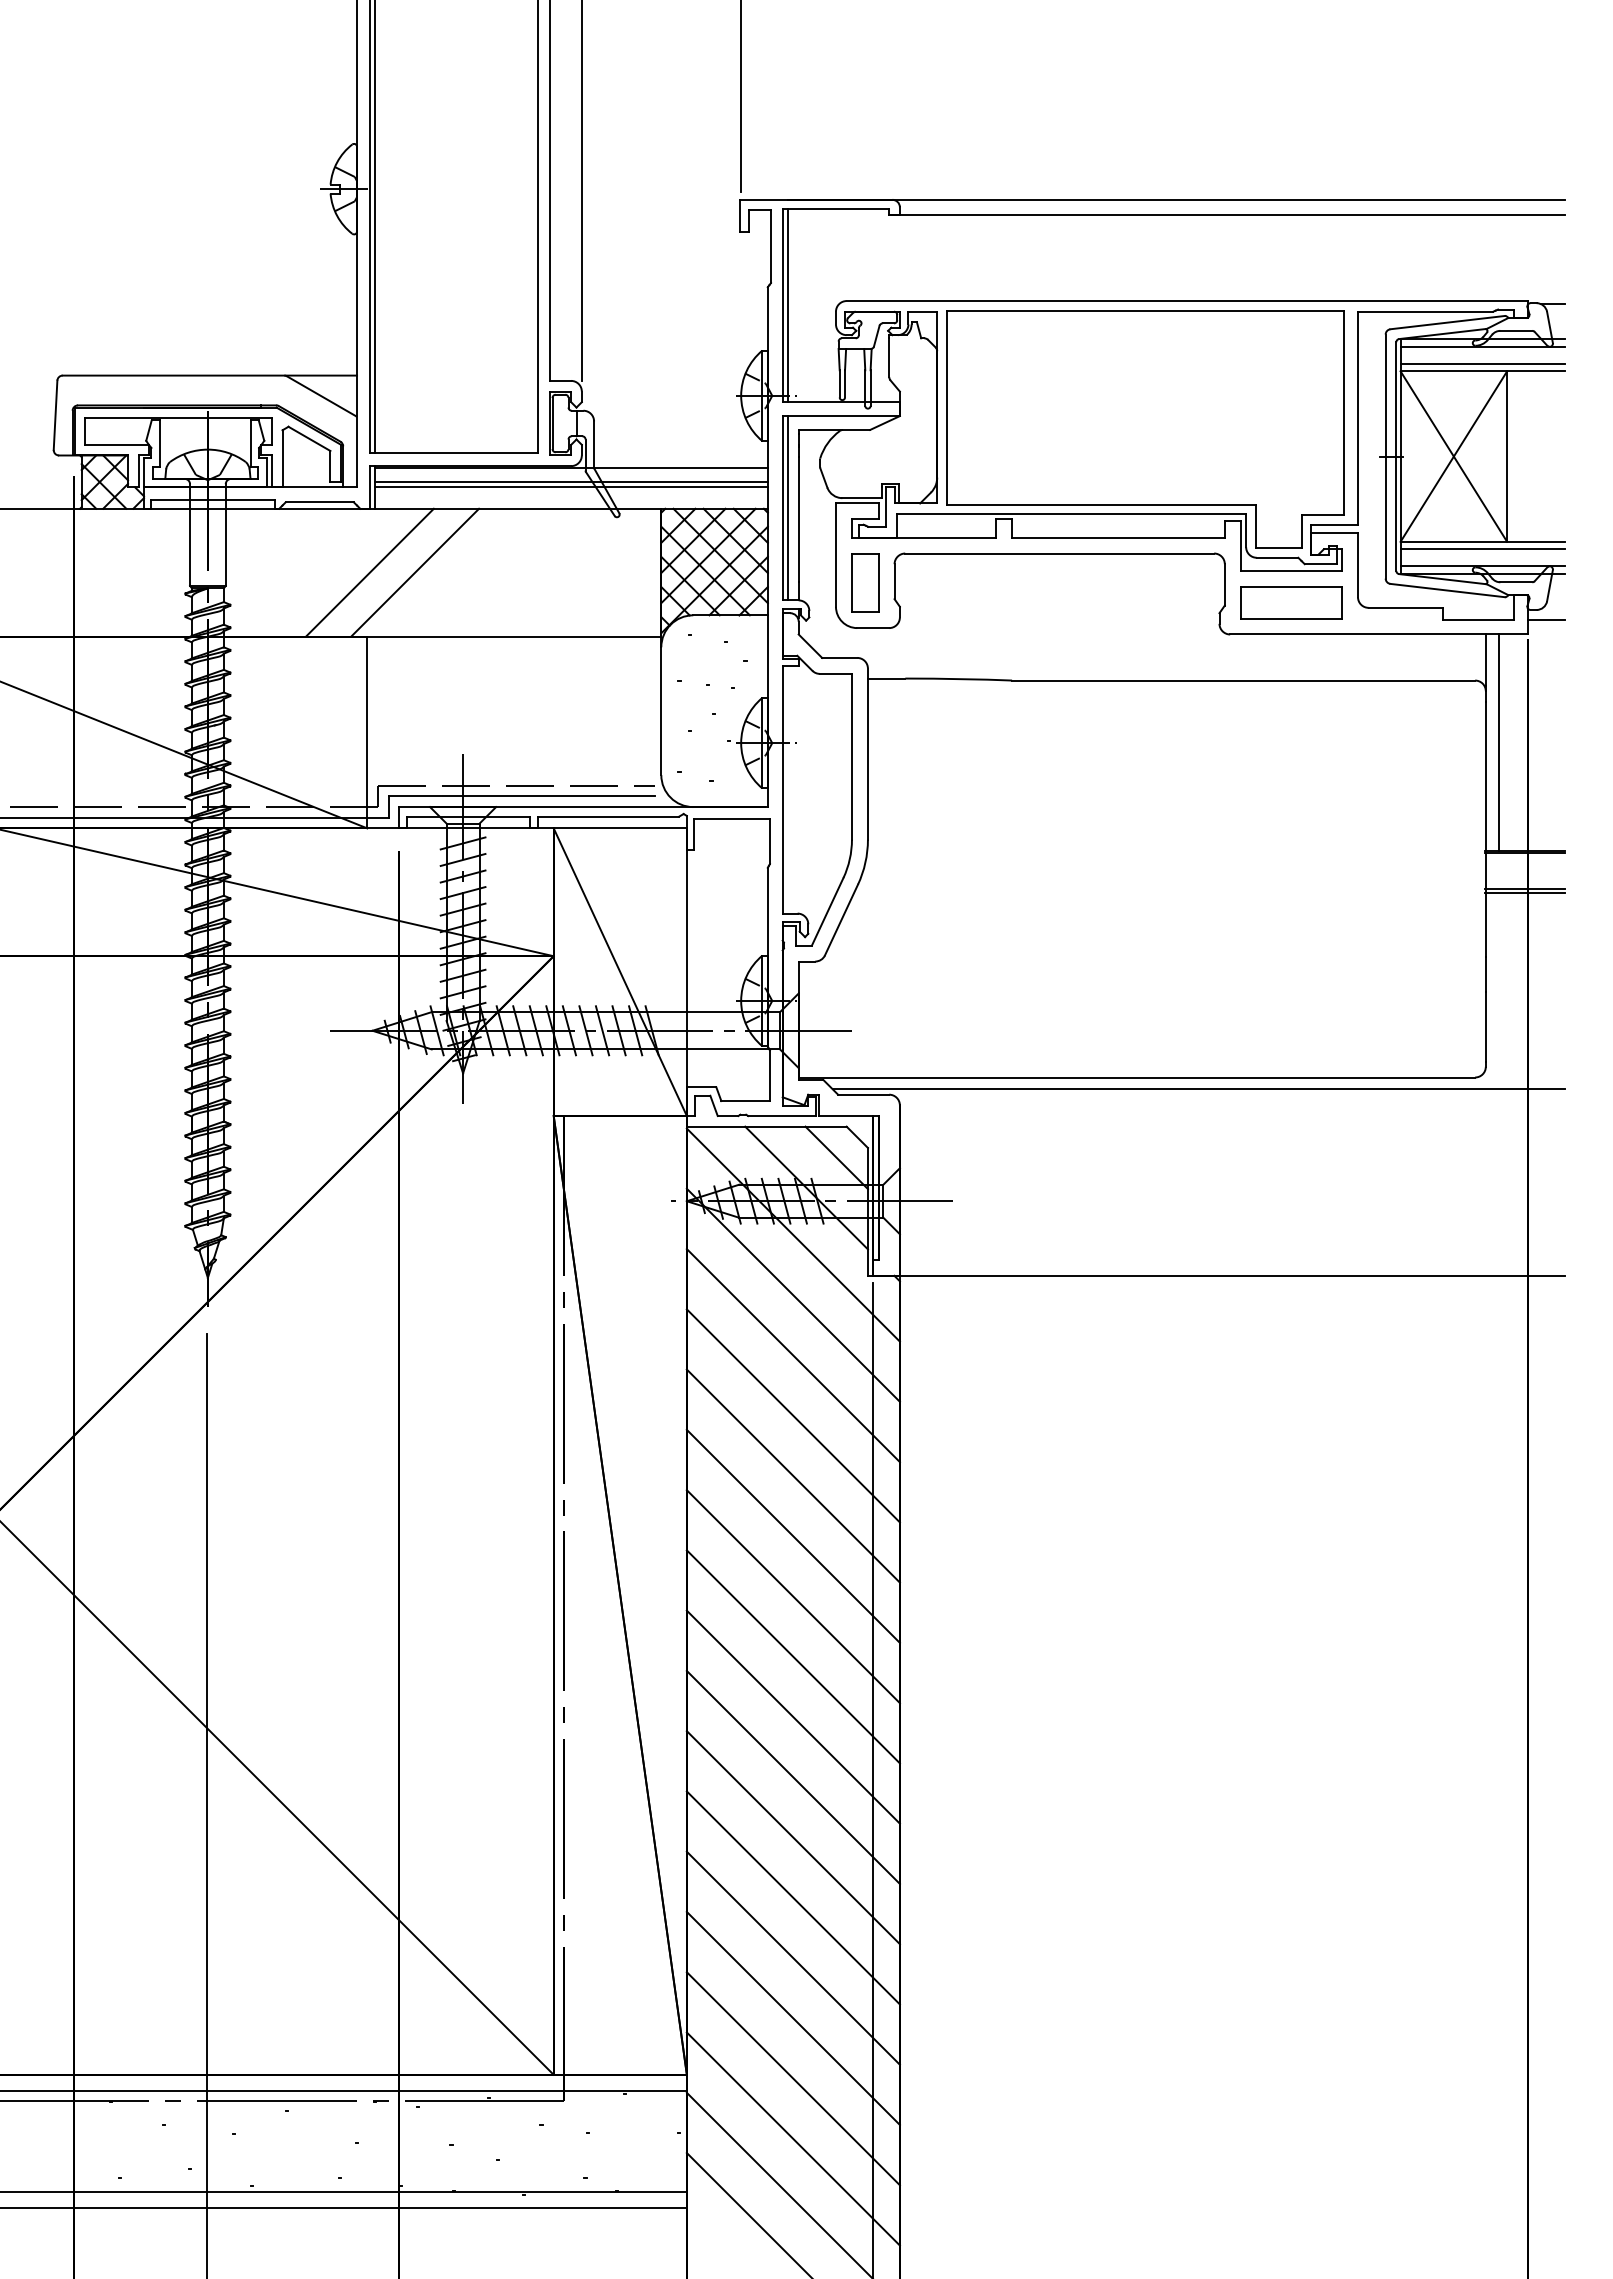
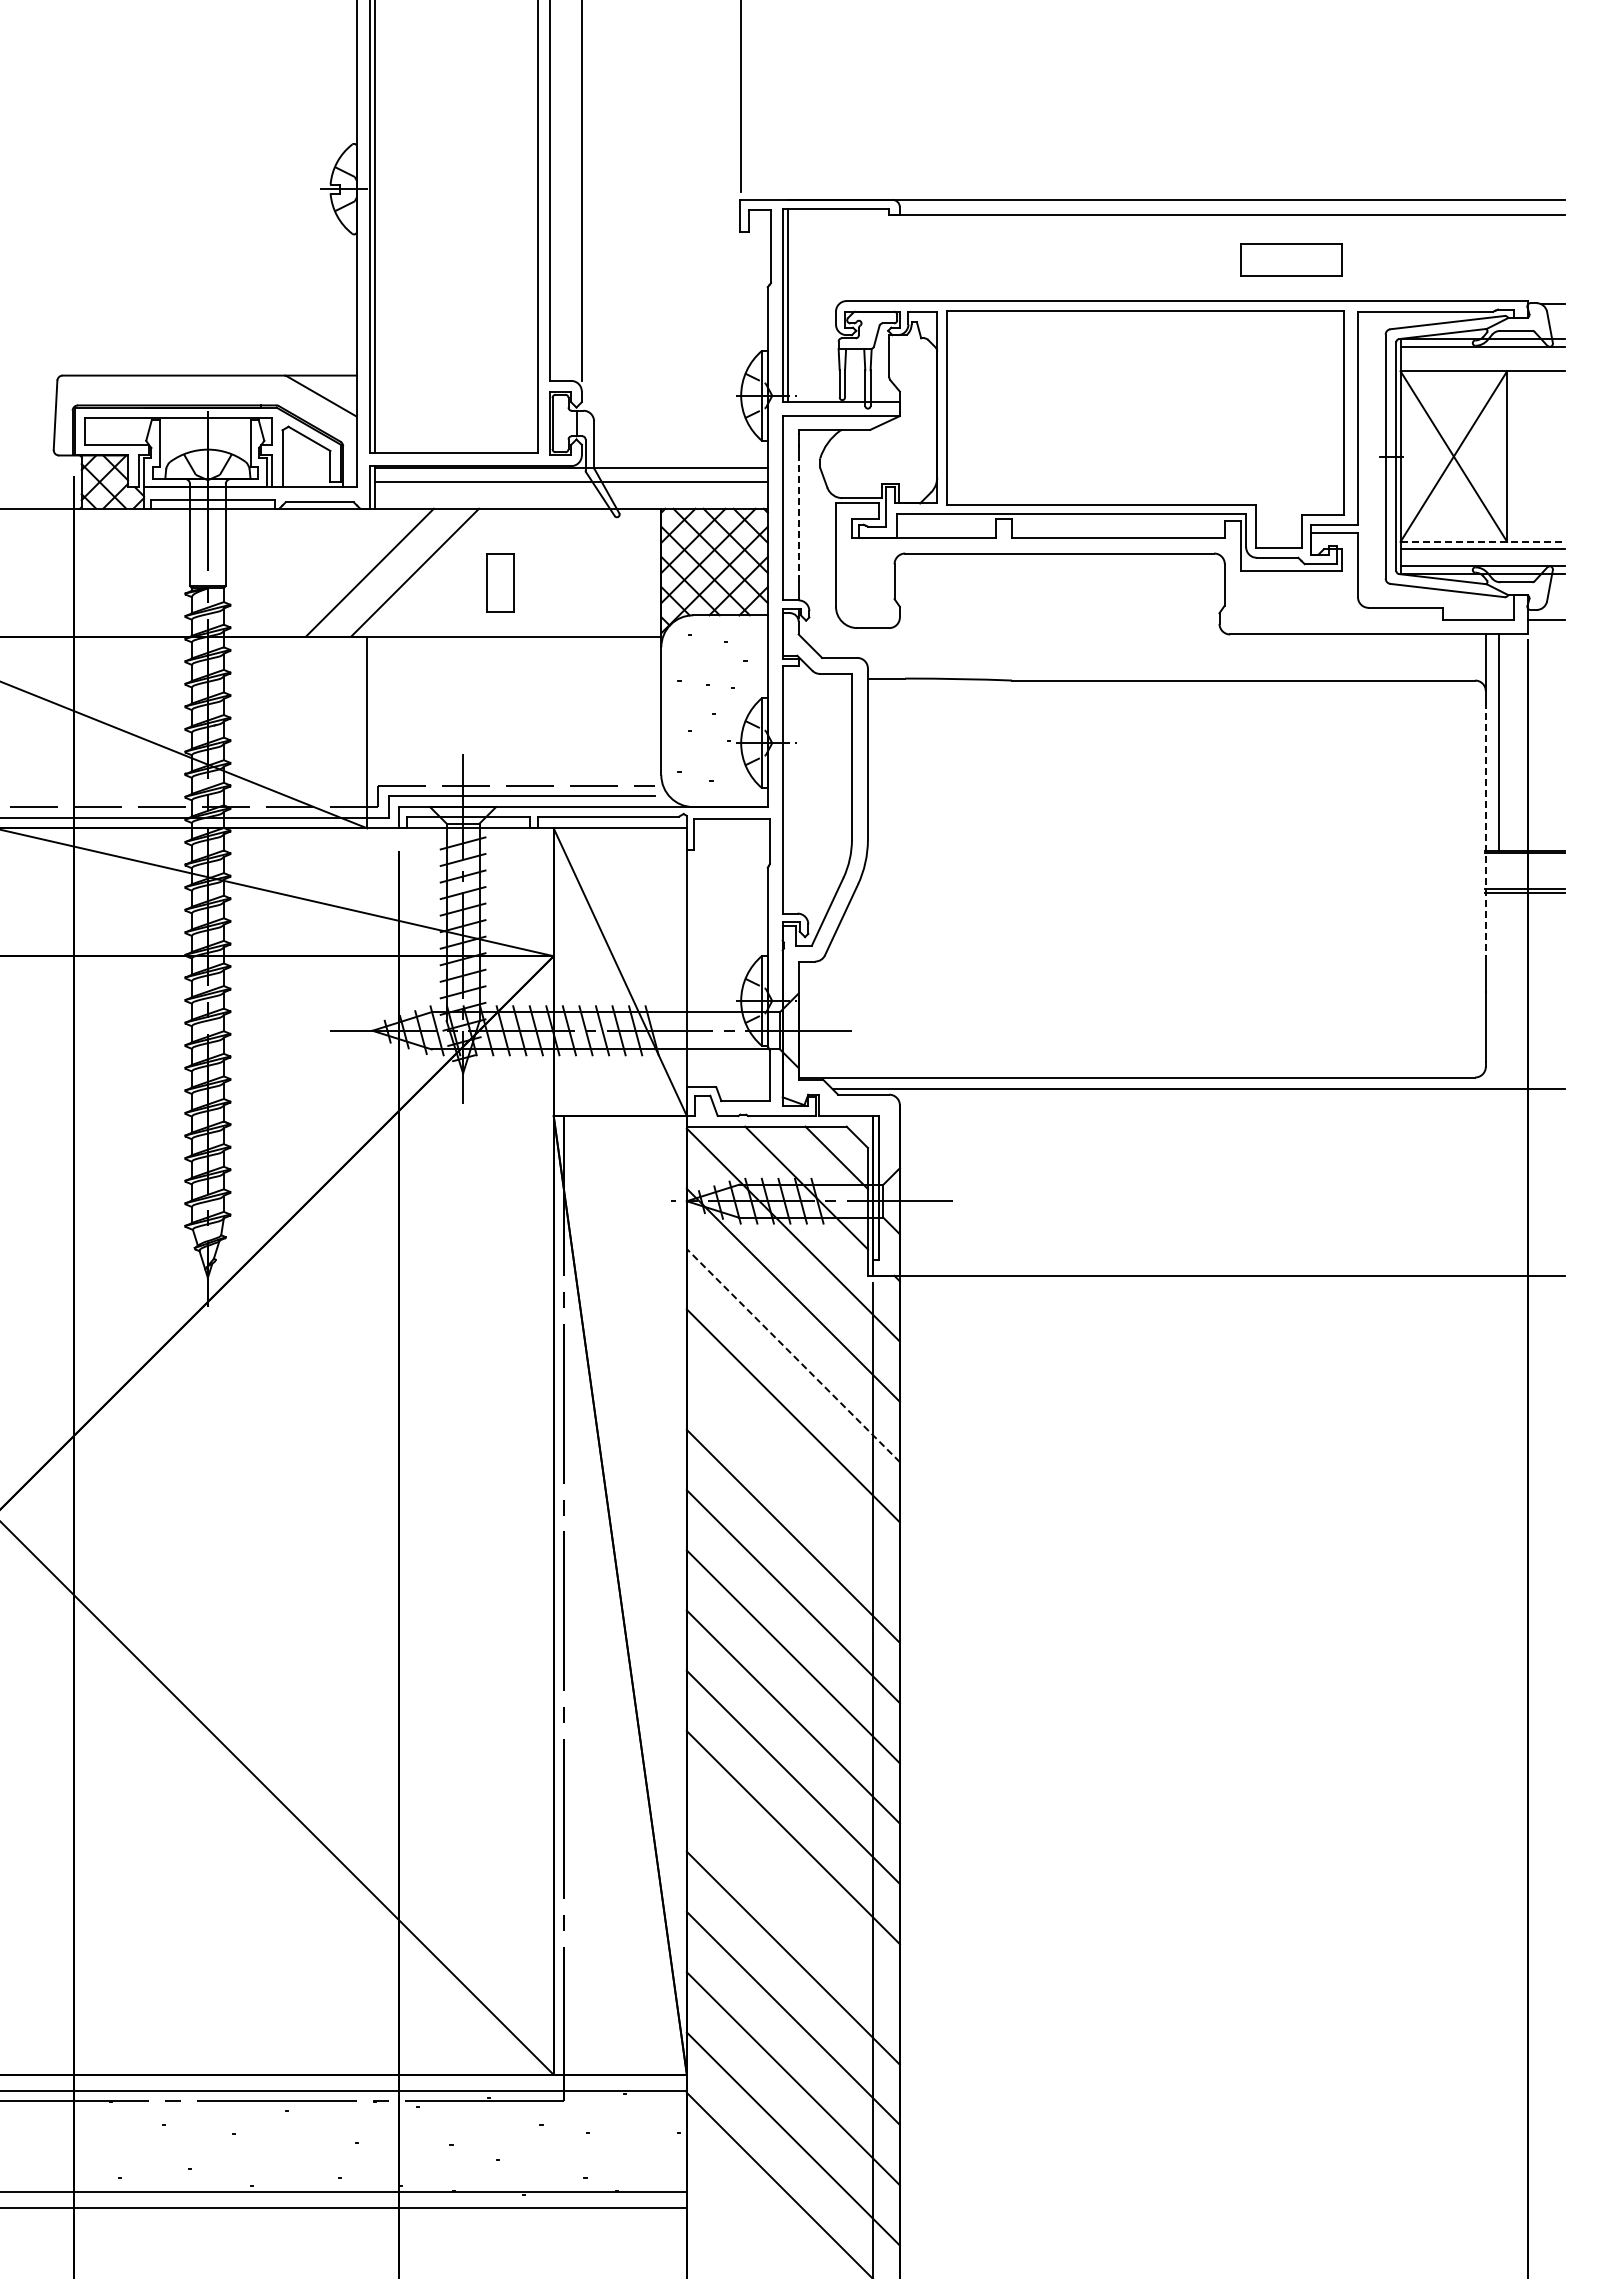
line: present -> none (1482, 363)
line: present -> none (571, 487)
line: present -> none (788, 508)
line: solid -> dashed (798, 519)
line: solid -> dashed (1483, 541)
part position: (865, 582) -> (500, 582) (500, 582)
part position: (1291, 602) -> (1291, 259) (1291, 259)
line: solid -> dashed (1485, 829)
line: solid -> dashed (793, 1355)
line: present -> none (792, 1475)
line: present -> none (207, 1804)
line: present -> none (792, 1897)
line: present -> none (747, 2213)
